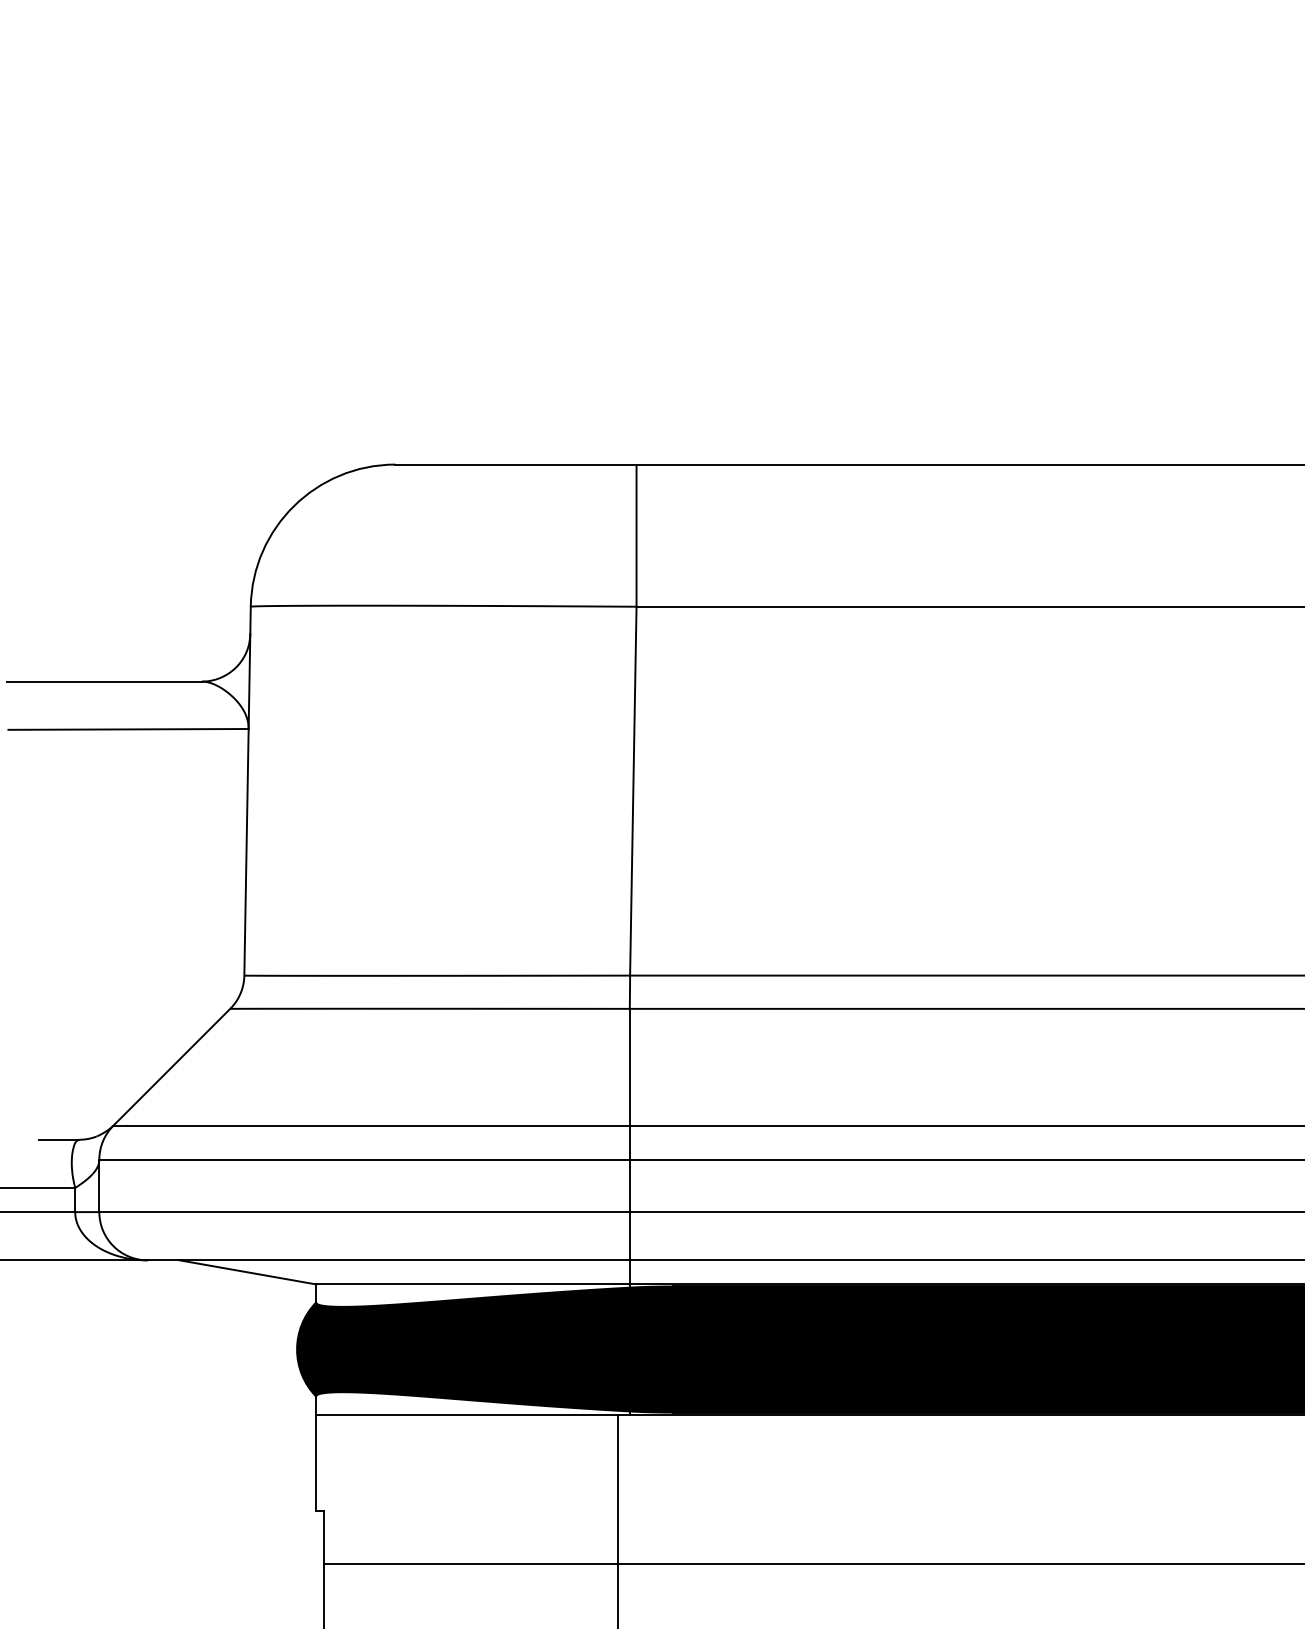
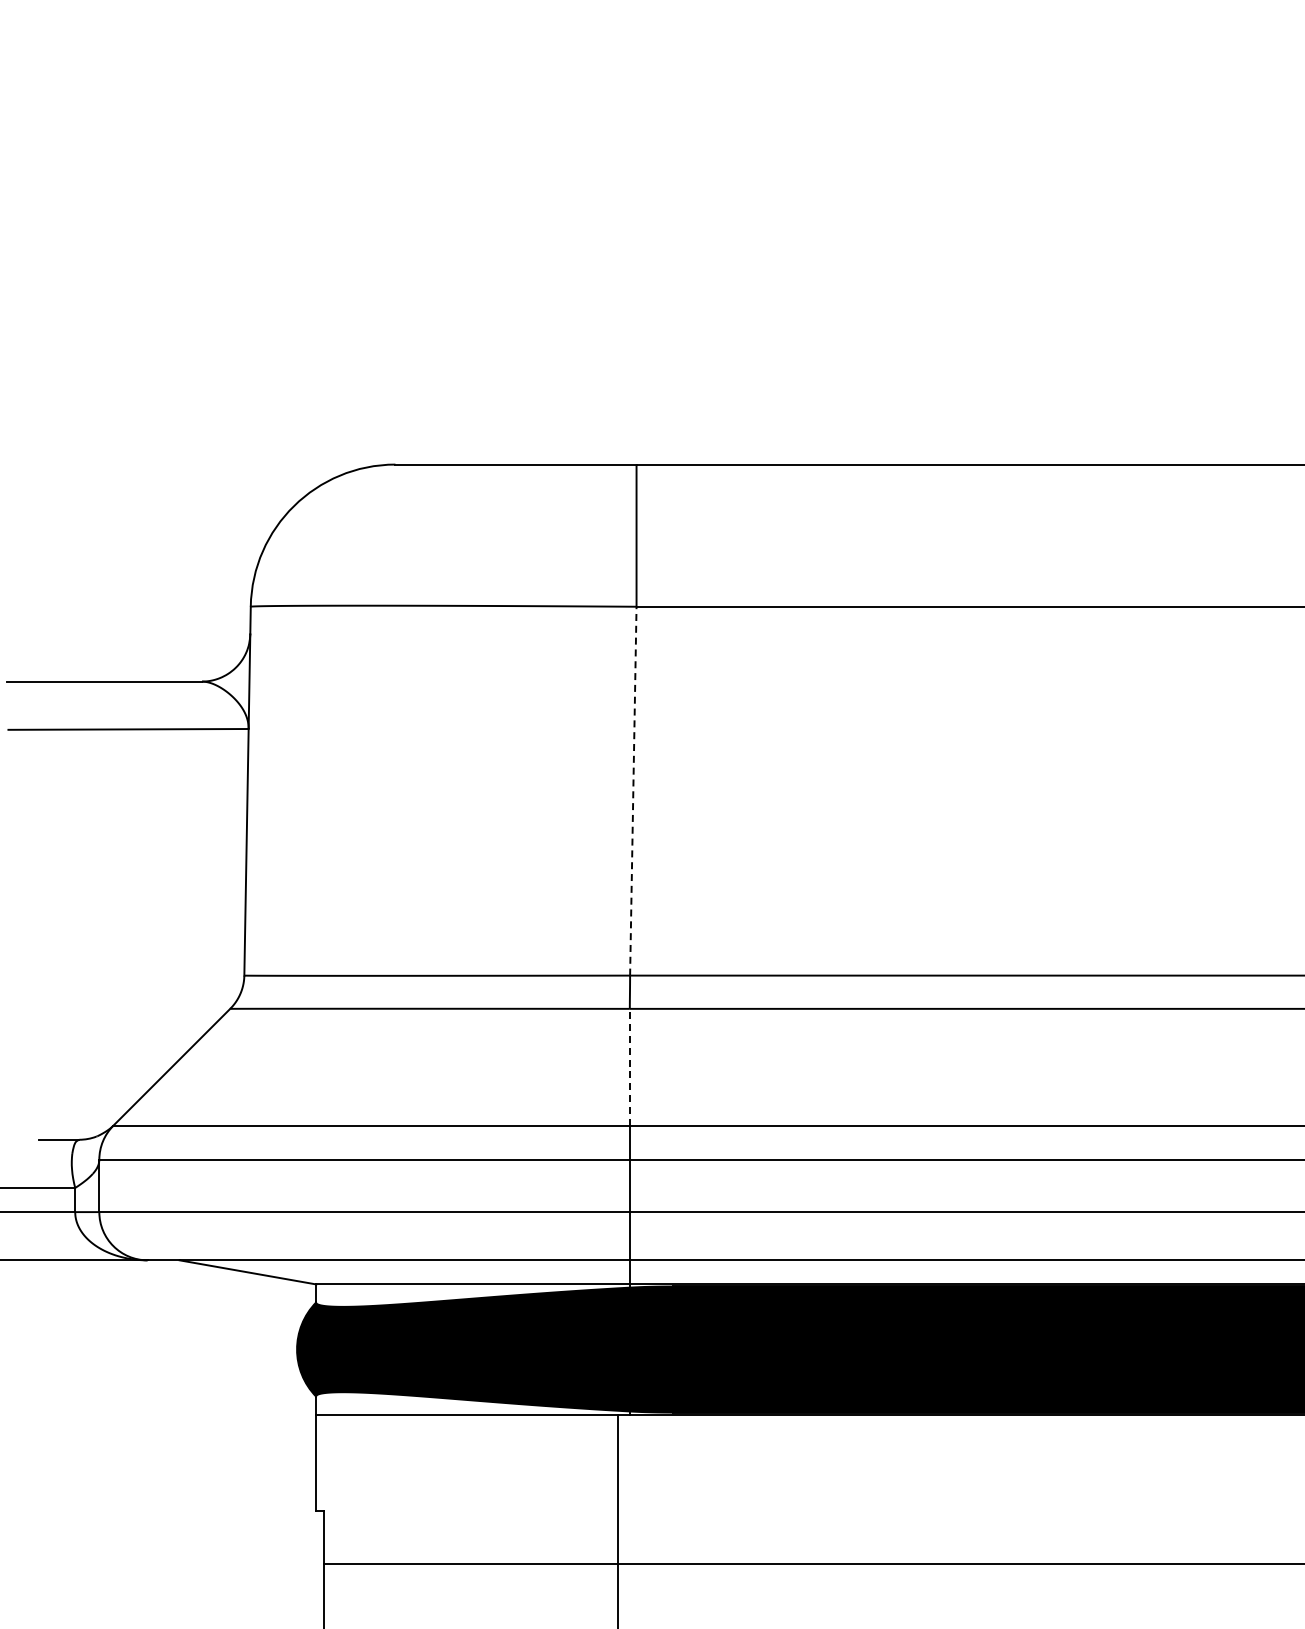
line: solid -> dashed (633, 790)
line: solid -> dashed (629, 1066)
